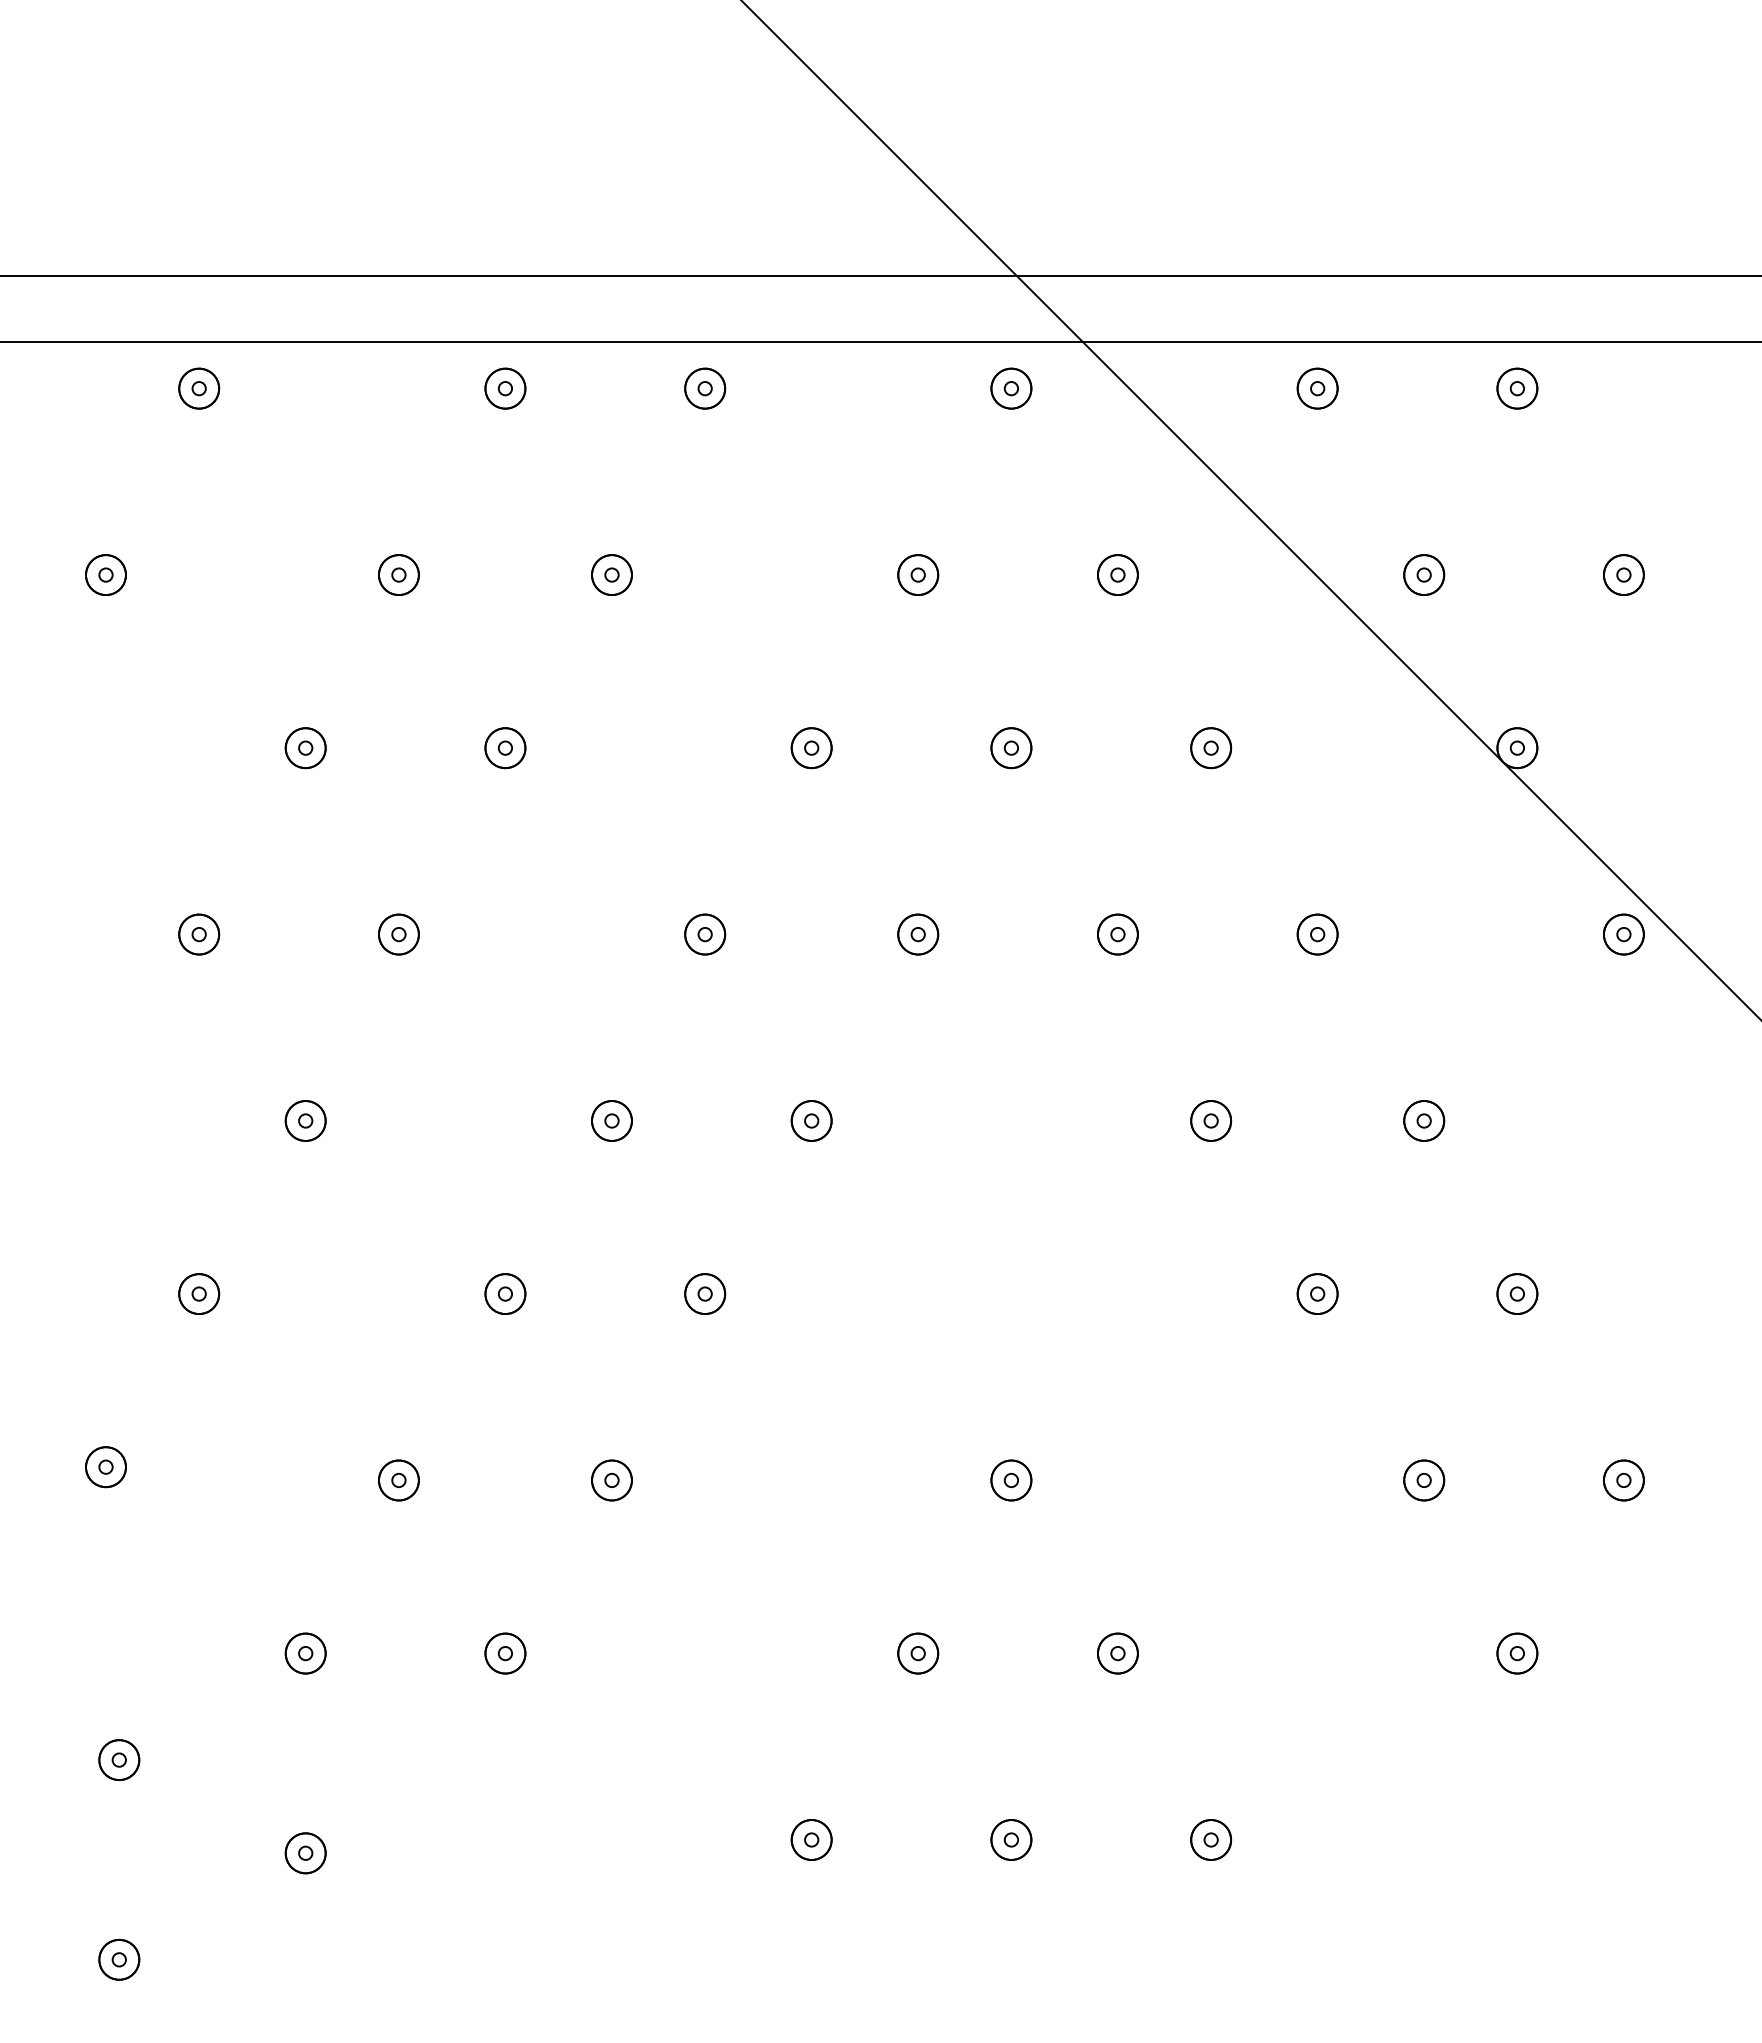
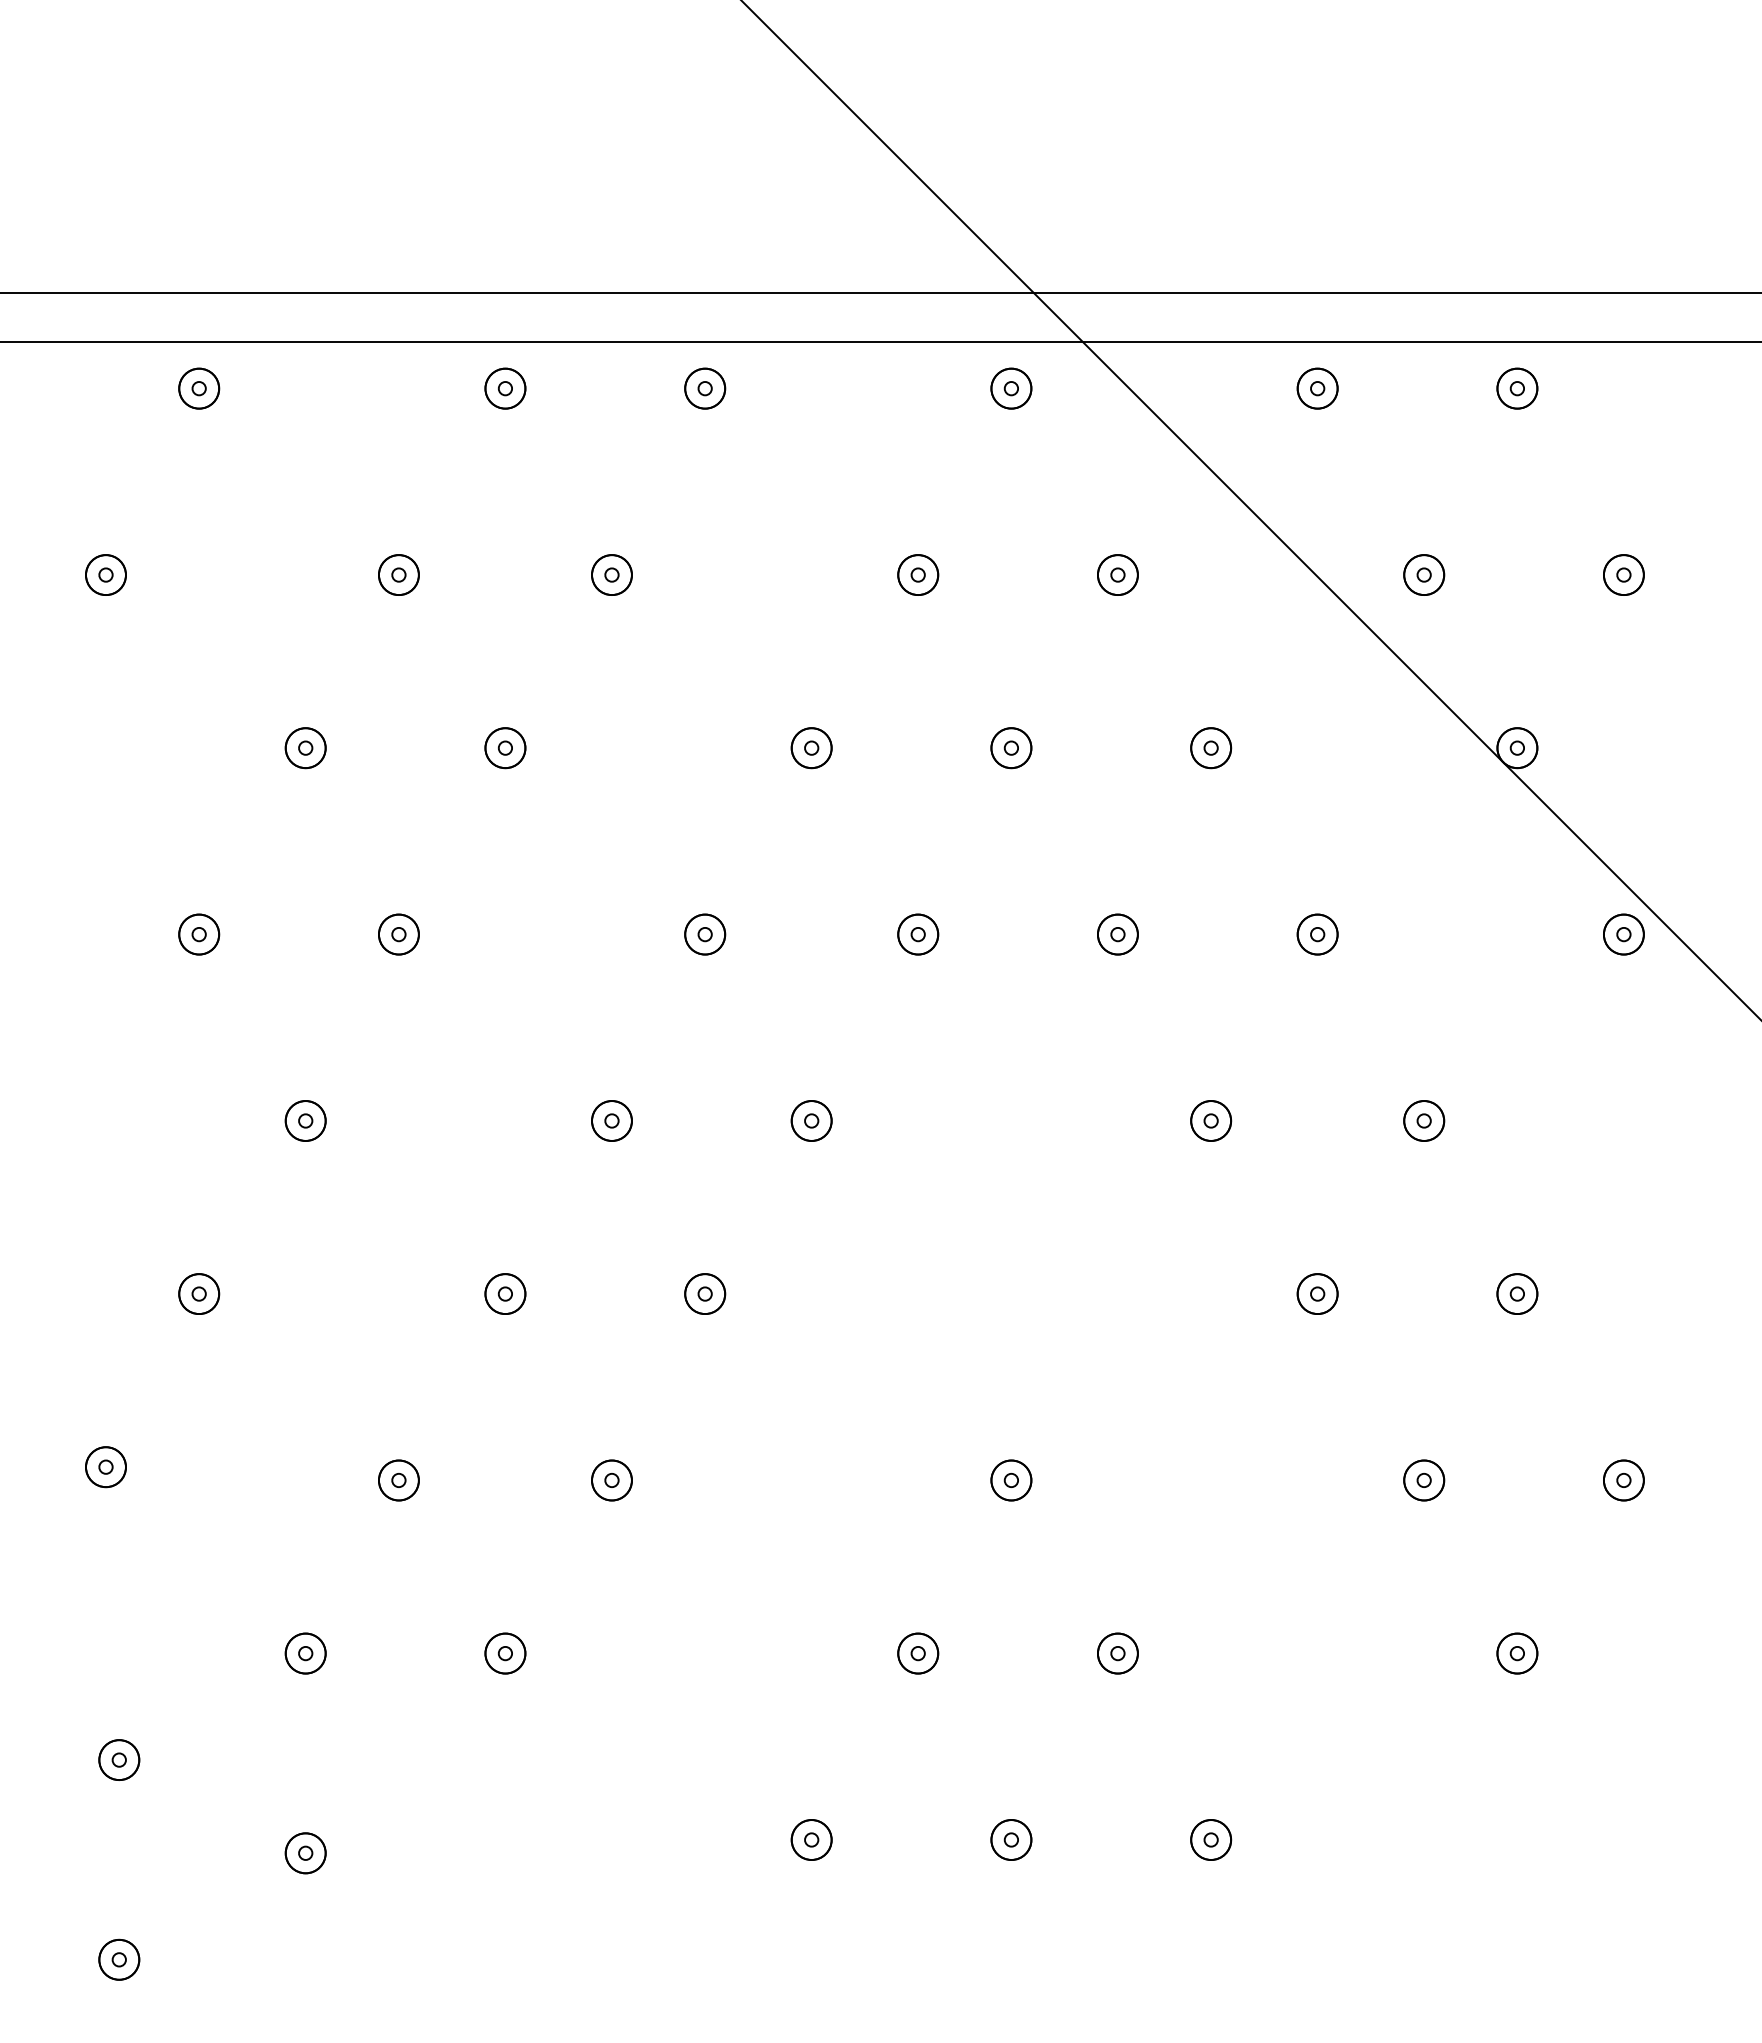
line position: (880, 275) -> (880, 292) (880, 292)
